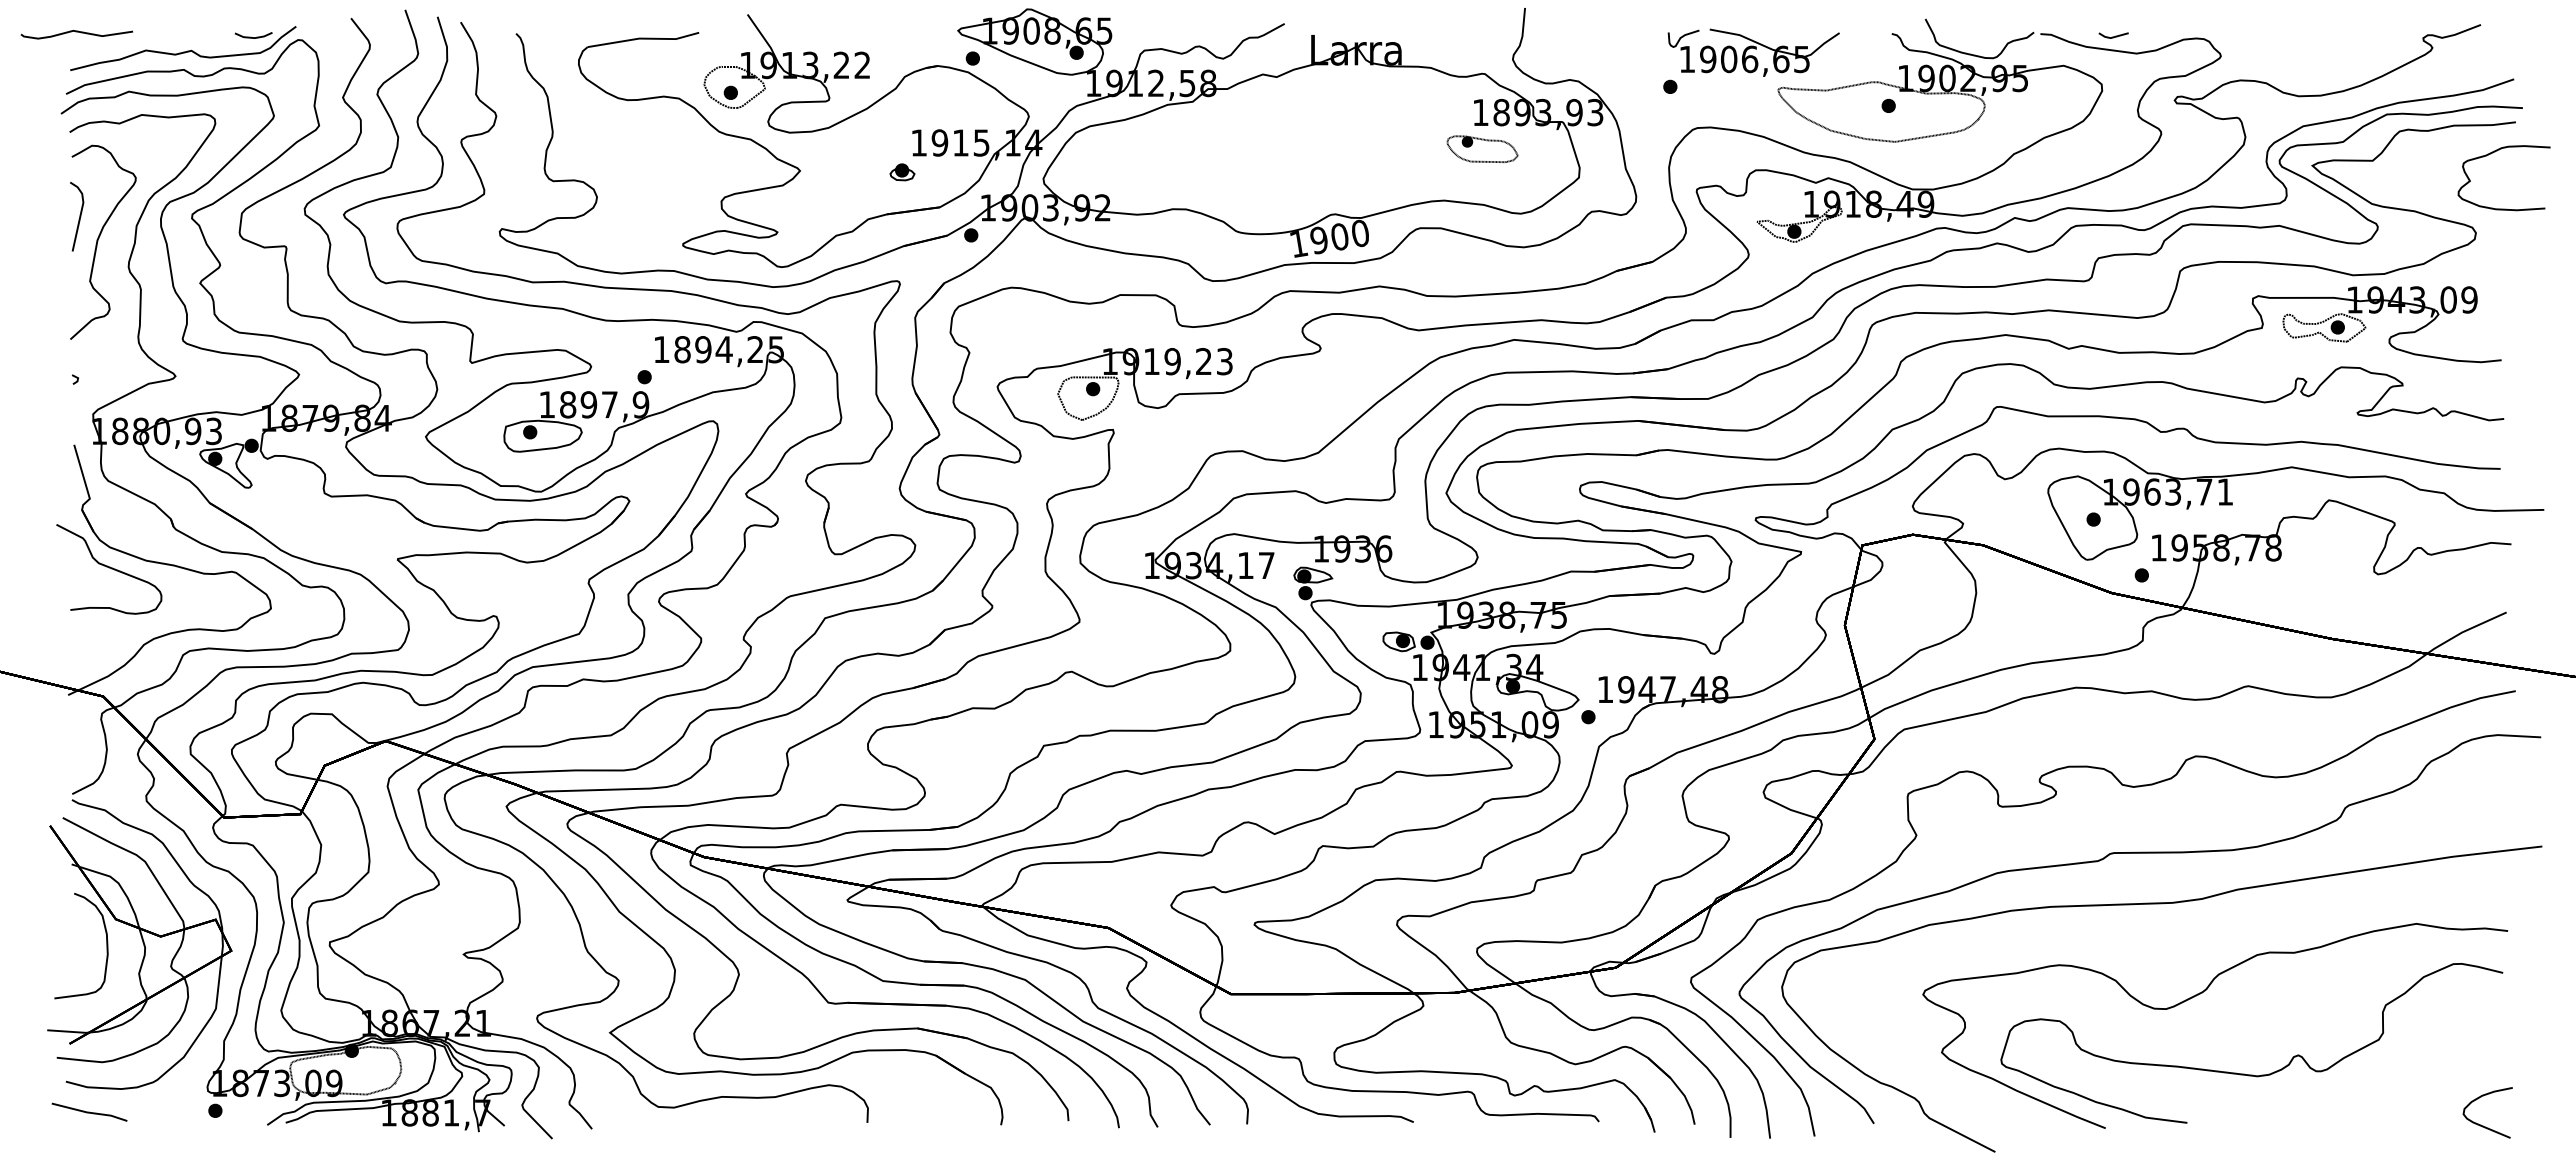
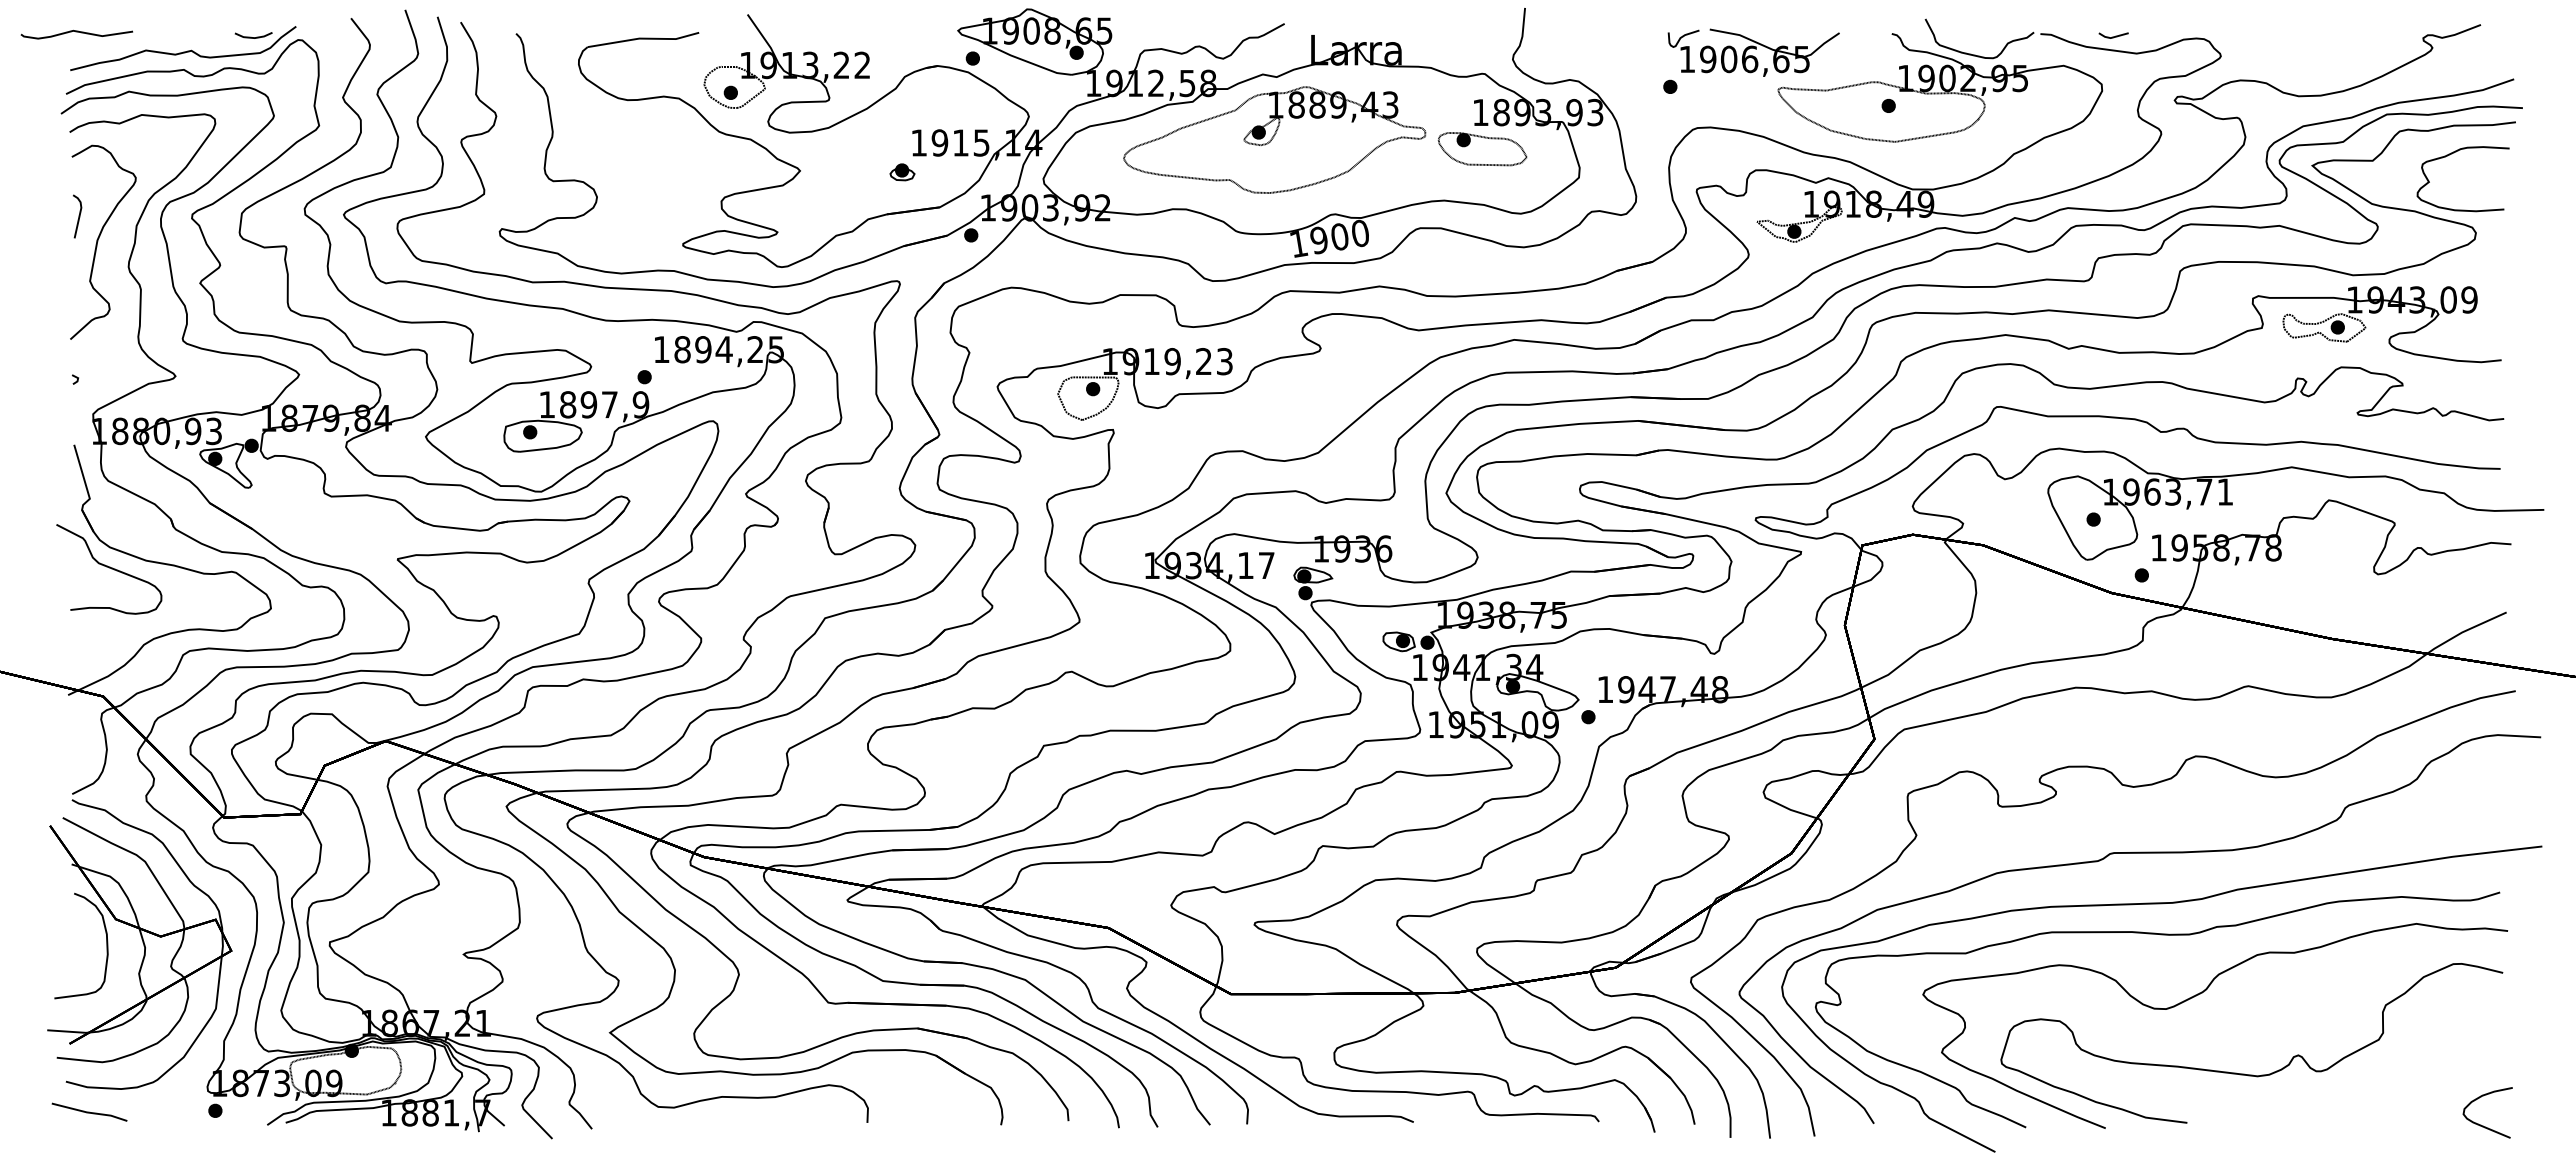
part: none -> present (1274, 139)
part size: 73x28 px -> 91x35 px (1482, 149)
curve position: (2493, 153) -> (2452, 154) (2452, 154)
part size: 15x71 px -> 10x45 px (77, 216)
part: none -> present (2160, 935)
